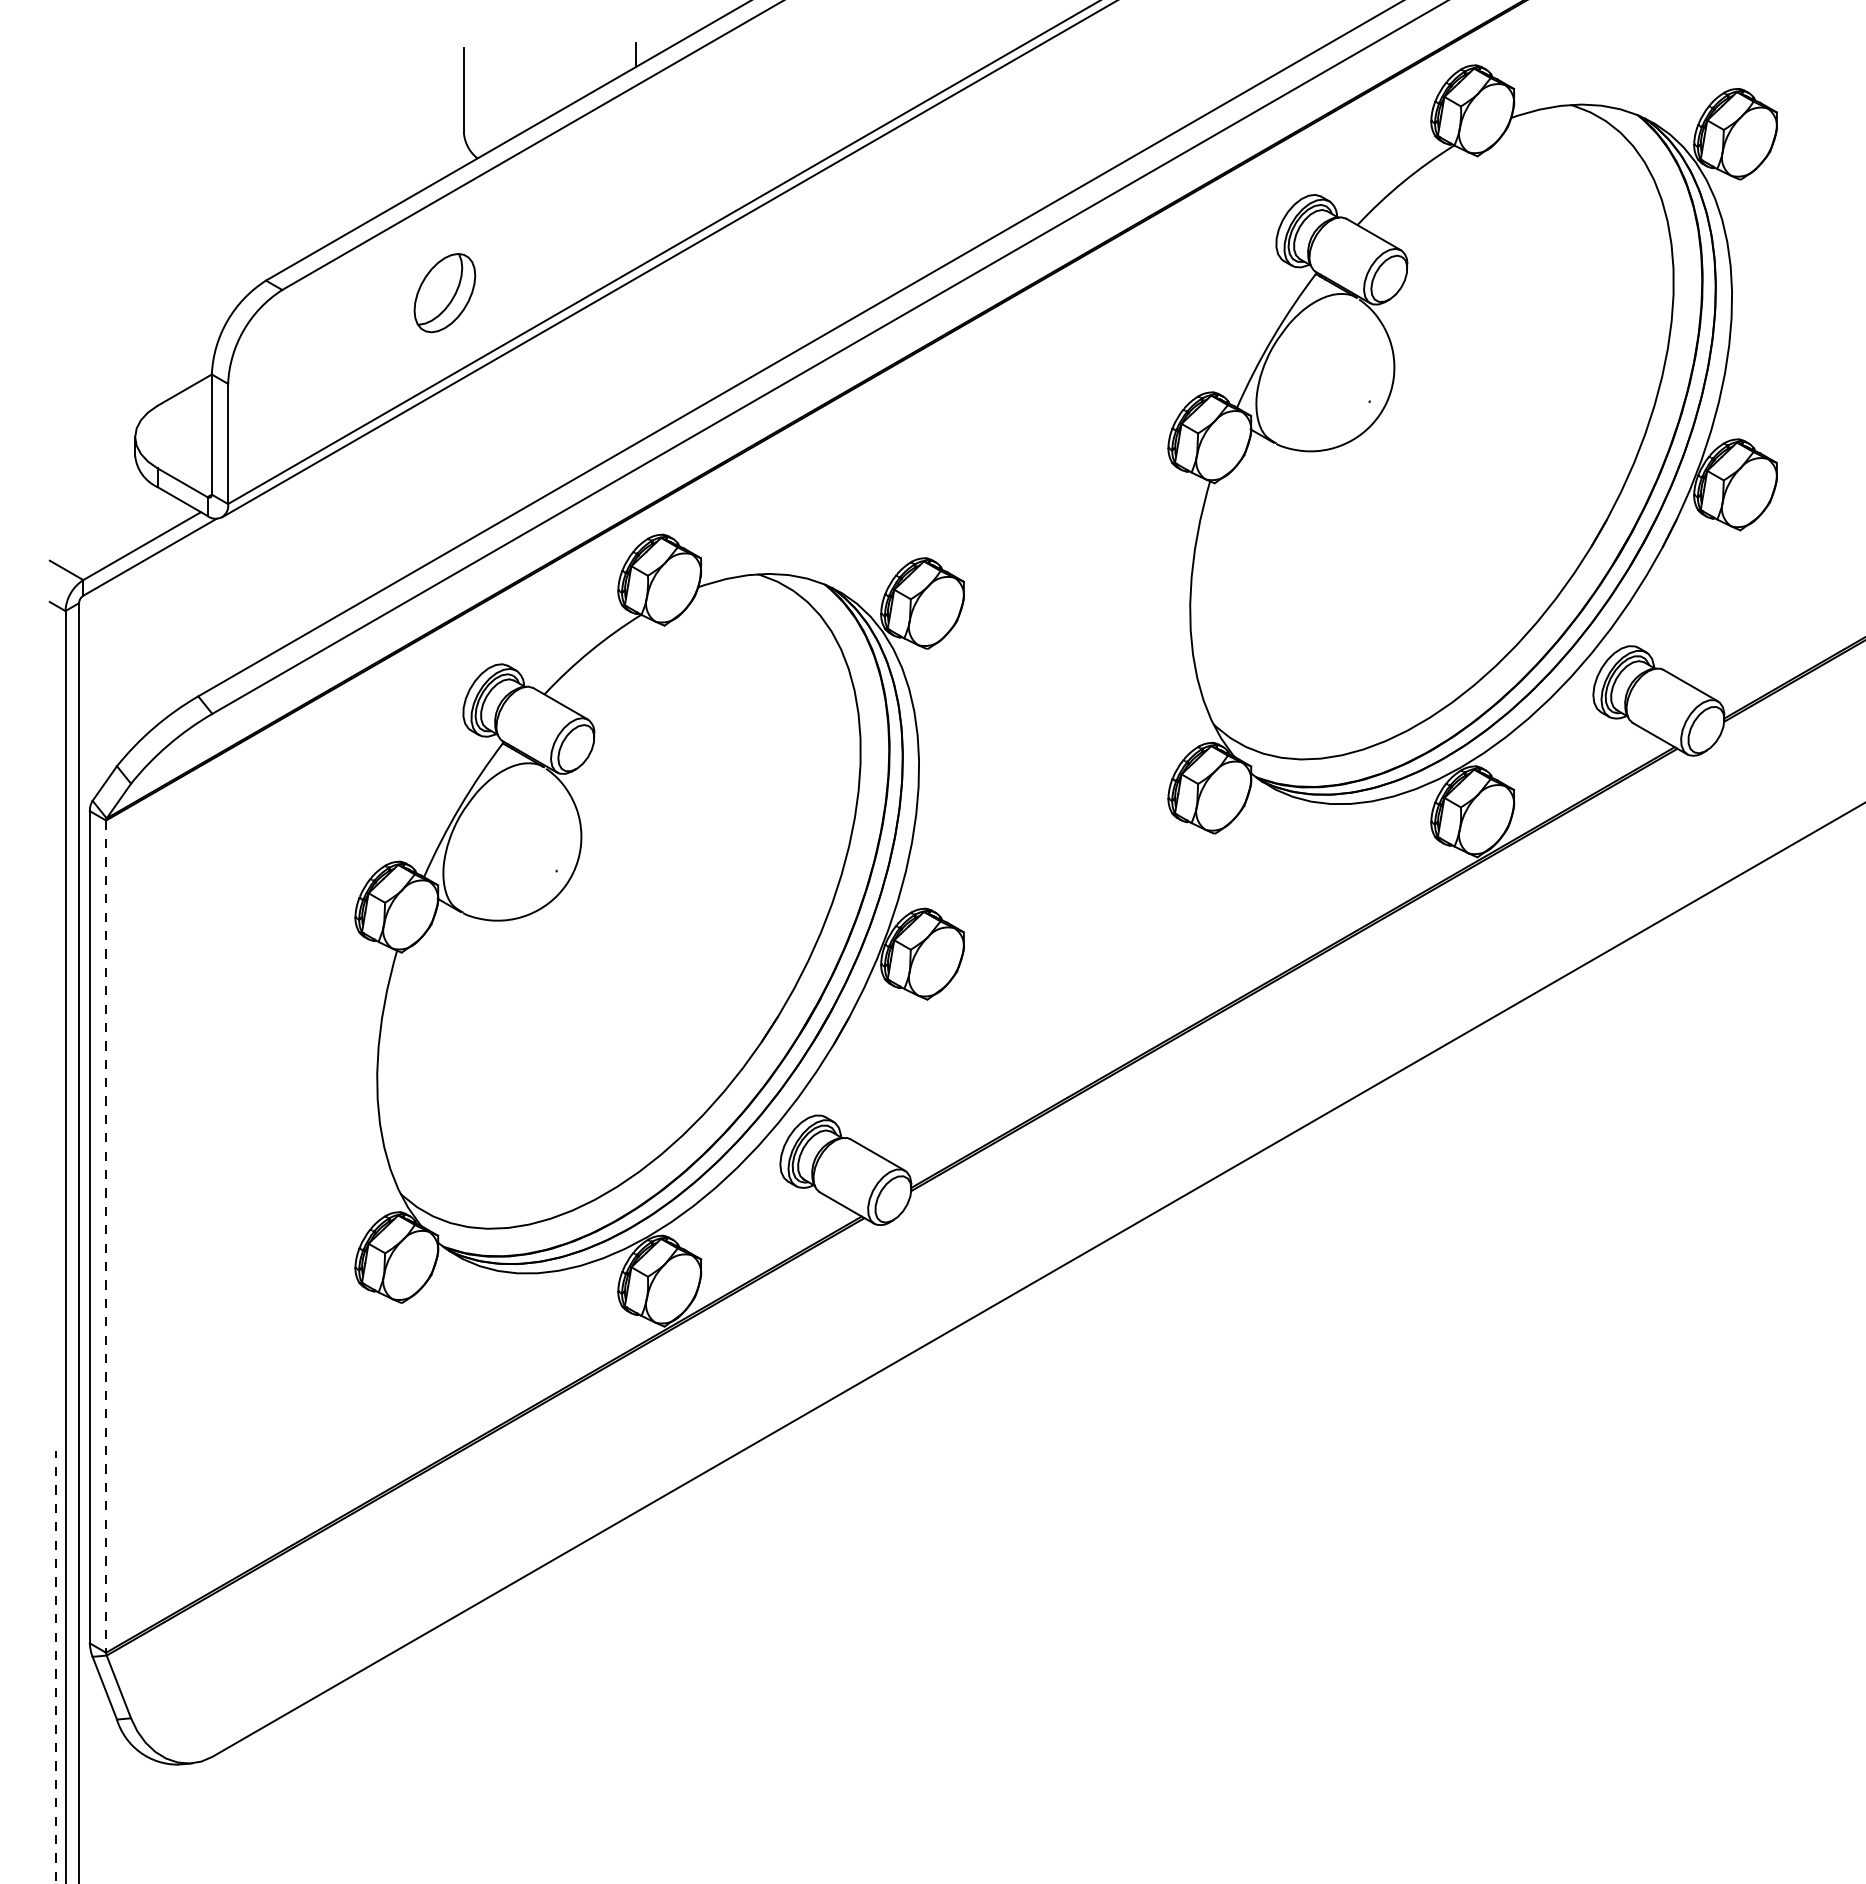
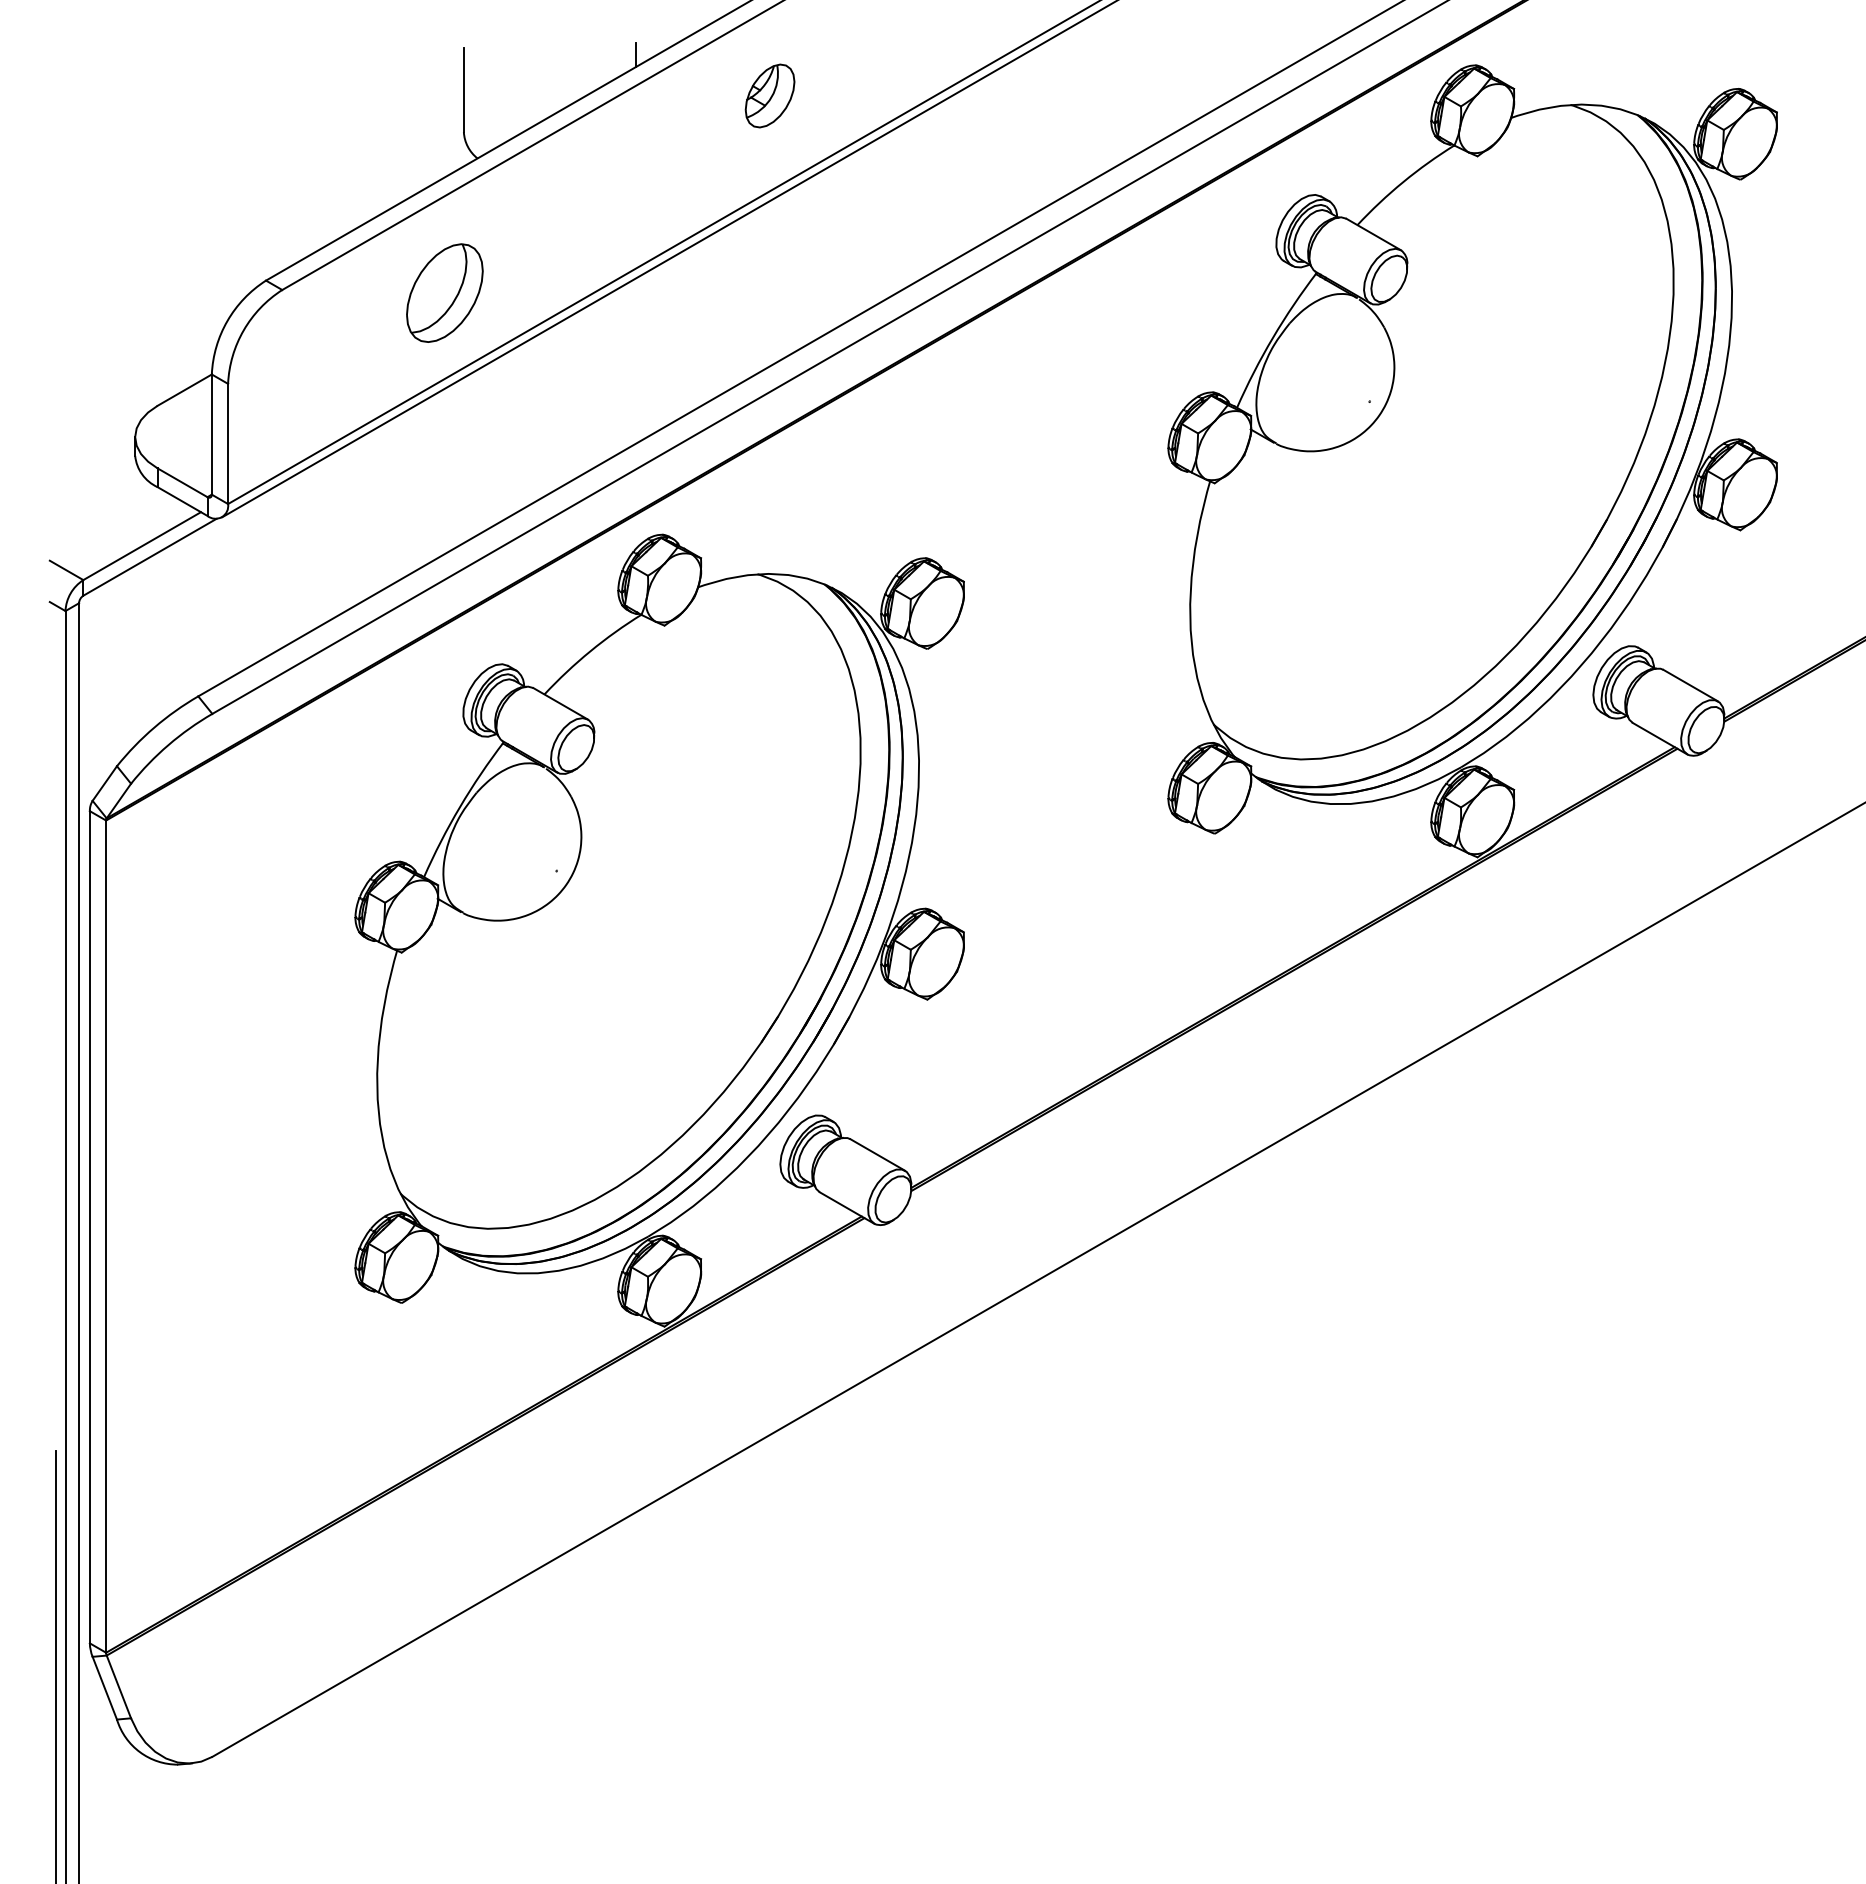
part: none -> present (769, 95)
part size: 64x81 px -> 78x100 px (444, 292)
line: dashed -> solid (106, 1237)
line: dashed -> solid (55, 1666)
